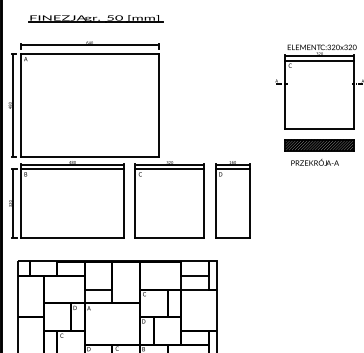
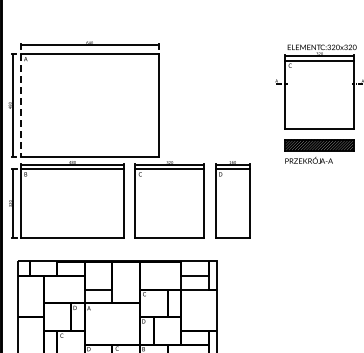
part: present -> none (95, 18)
line: solid -> dashed (20, 105)
text position: (314, 162) -> (308, 160) (308, 160)
